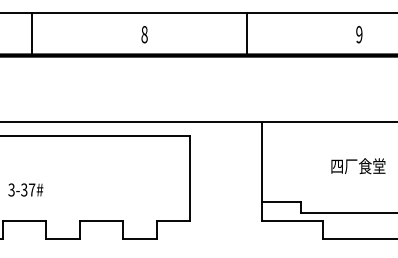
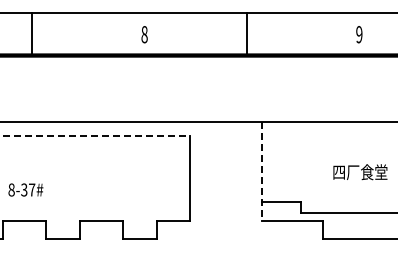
line: solid -> dashed (95, 136)
text position: (358, 166) -> (360, 172) (360, 172)
line: solid -> dashed (262, 171)
text: 3-37# -> 8-37# (11, 189)
